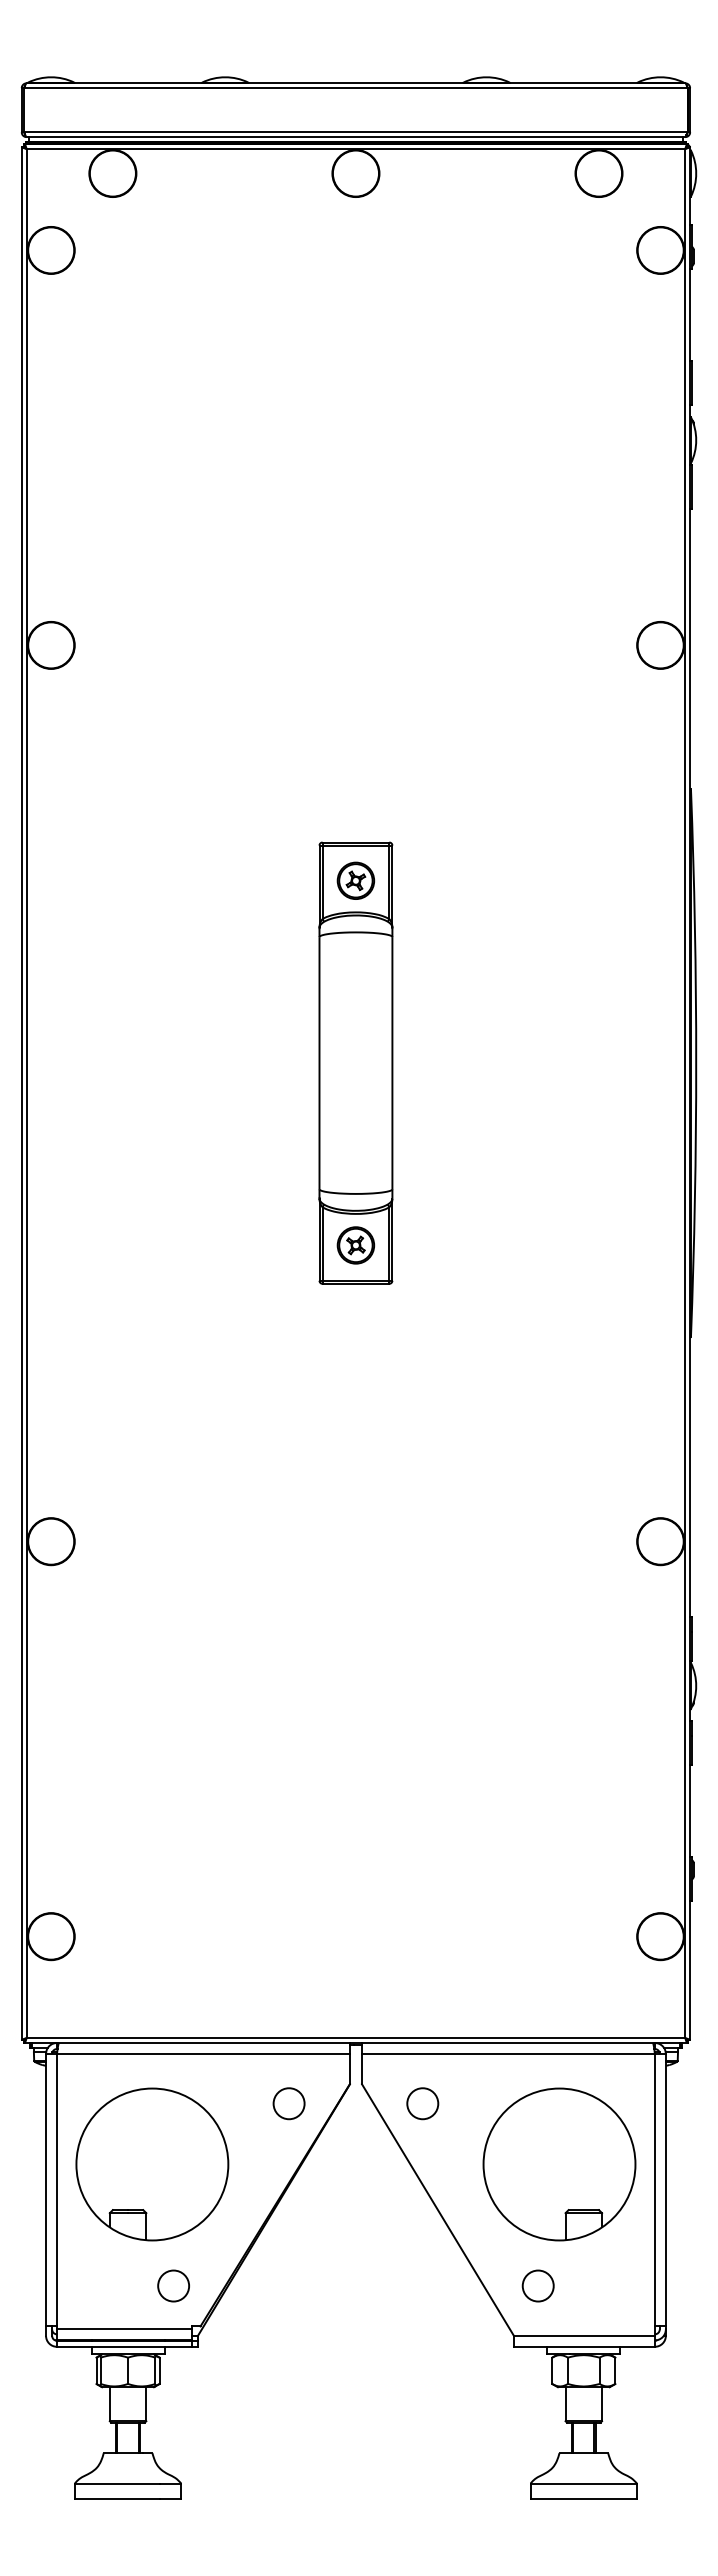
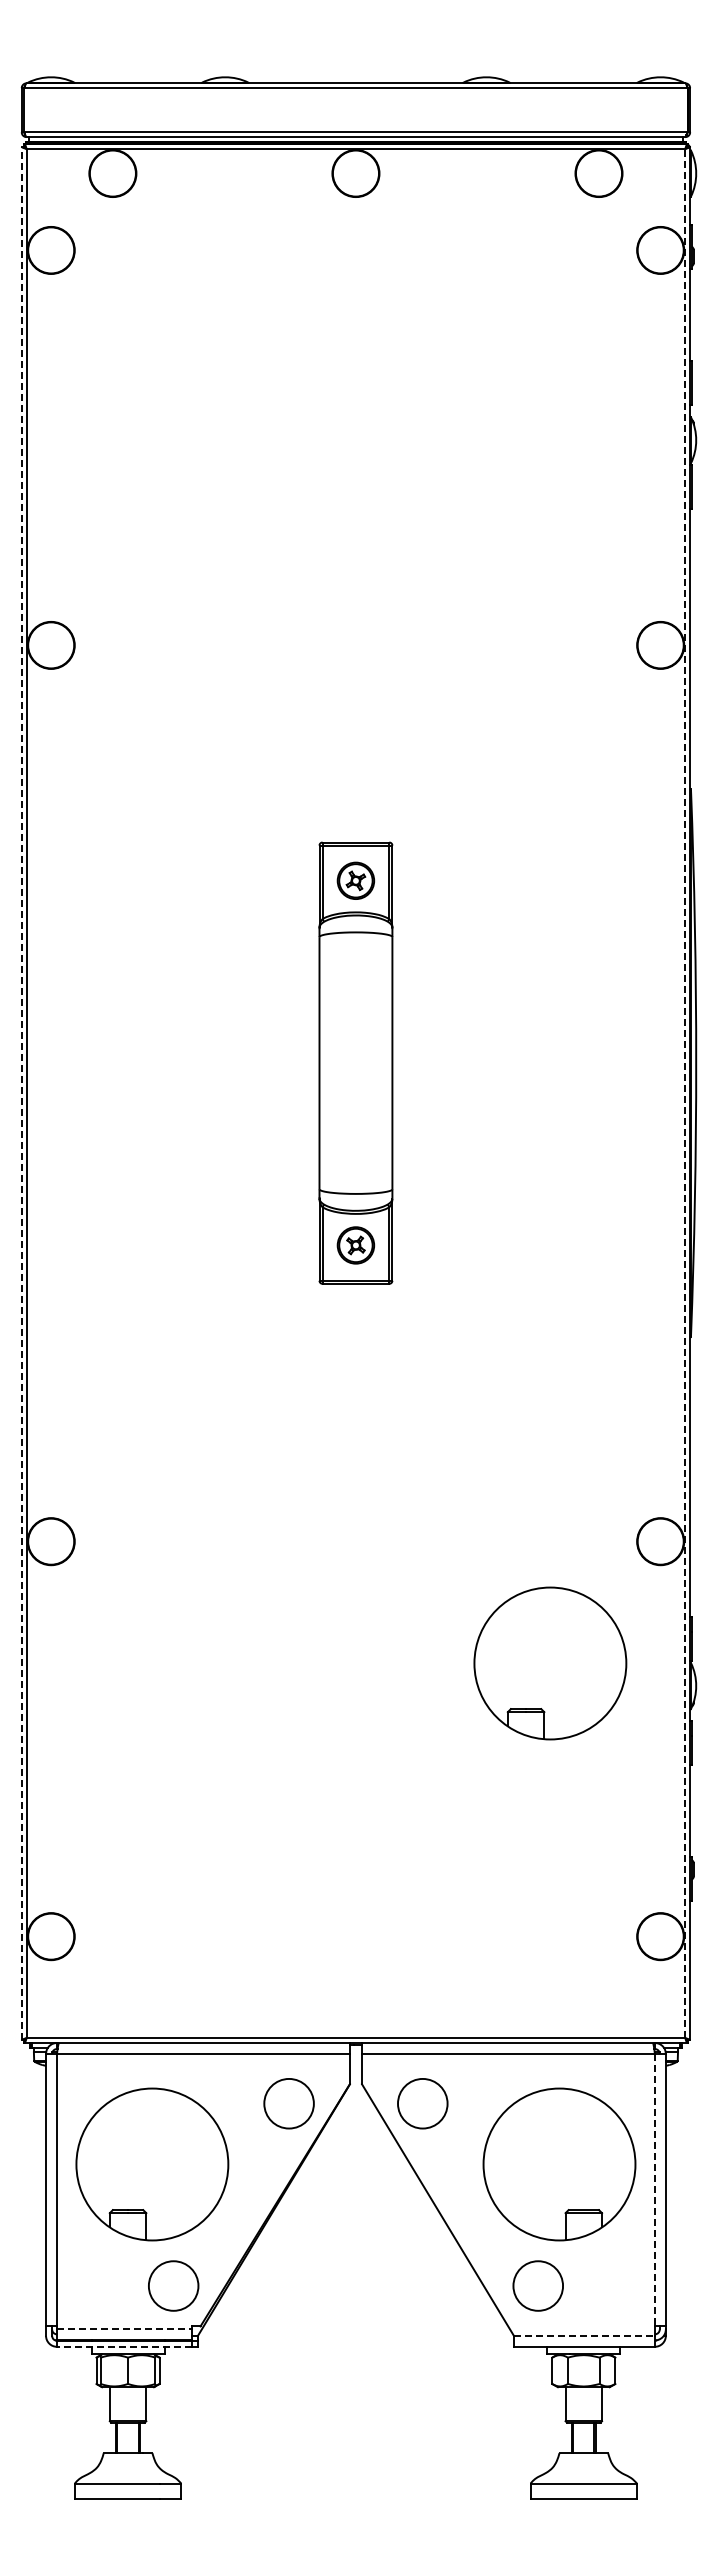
line: solid -> dashed (21, 1093)
line: solid -> dashed (685, 1093)
part: none -> present (550, 1663)
circle diameter: 31 px -> 50 px (288, 2103)
circle diameter: 31 px -> 50 px (422, 2103)
line: solid -> dashed (654, 2190)
circle diameter: 31 px -> 50 px (173, 2285)
circle diameter: 31 px -> 50 px (538, 2285)
line: solid -> dashed (124, 2329)
line: solid -> dashed (584, 2335)
line: solid -> dashed (123, 2346)
